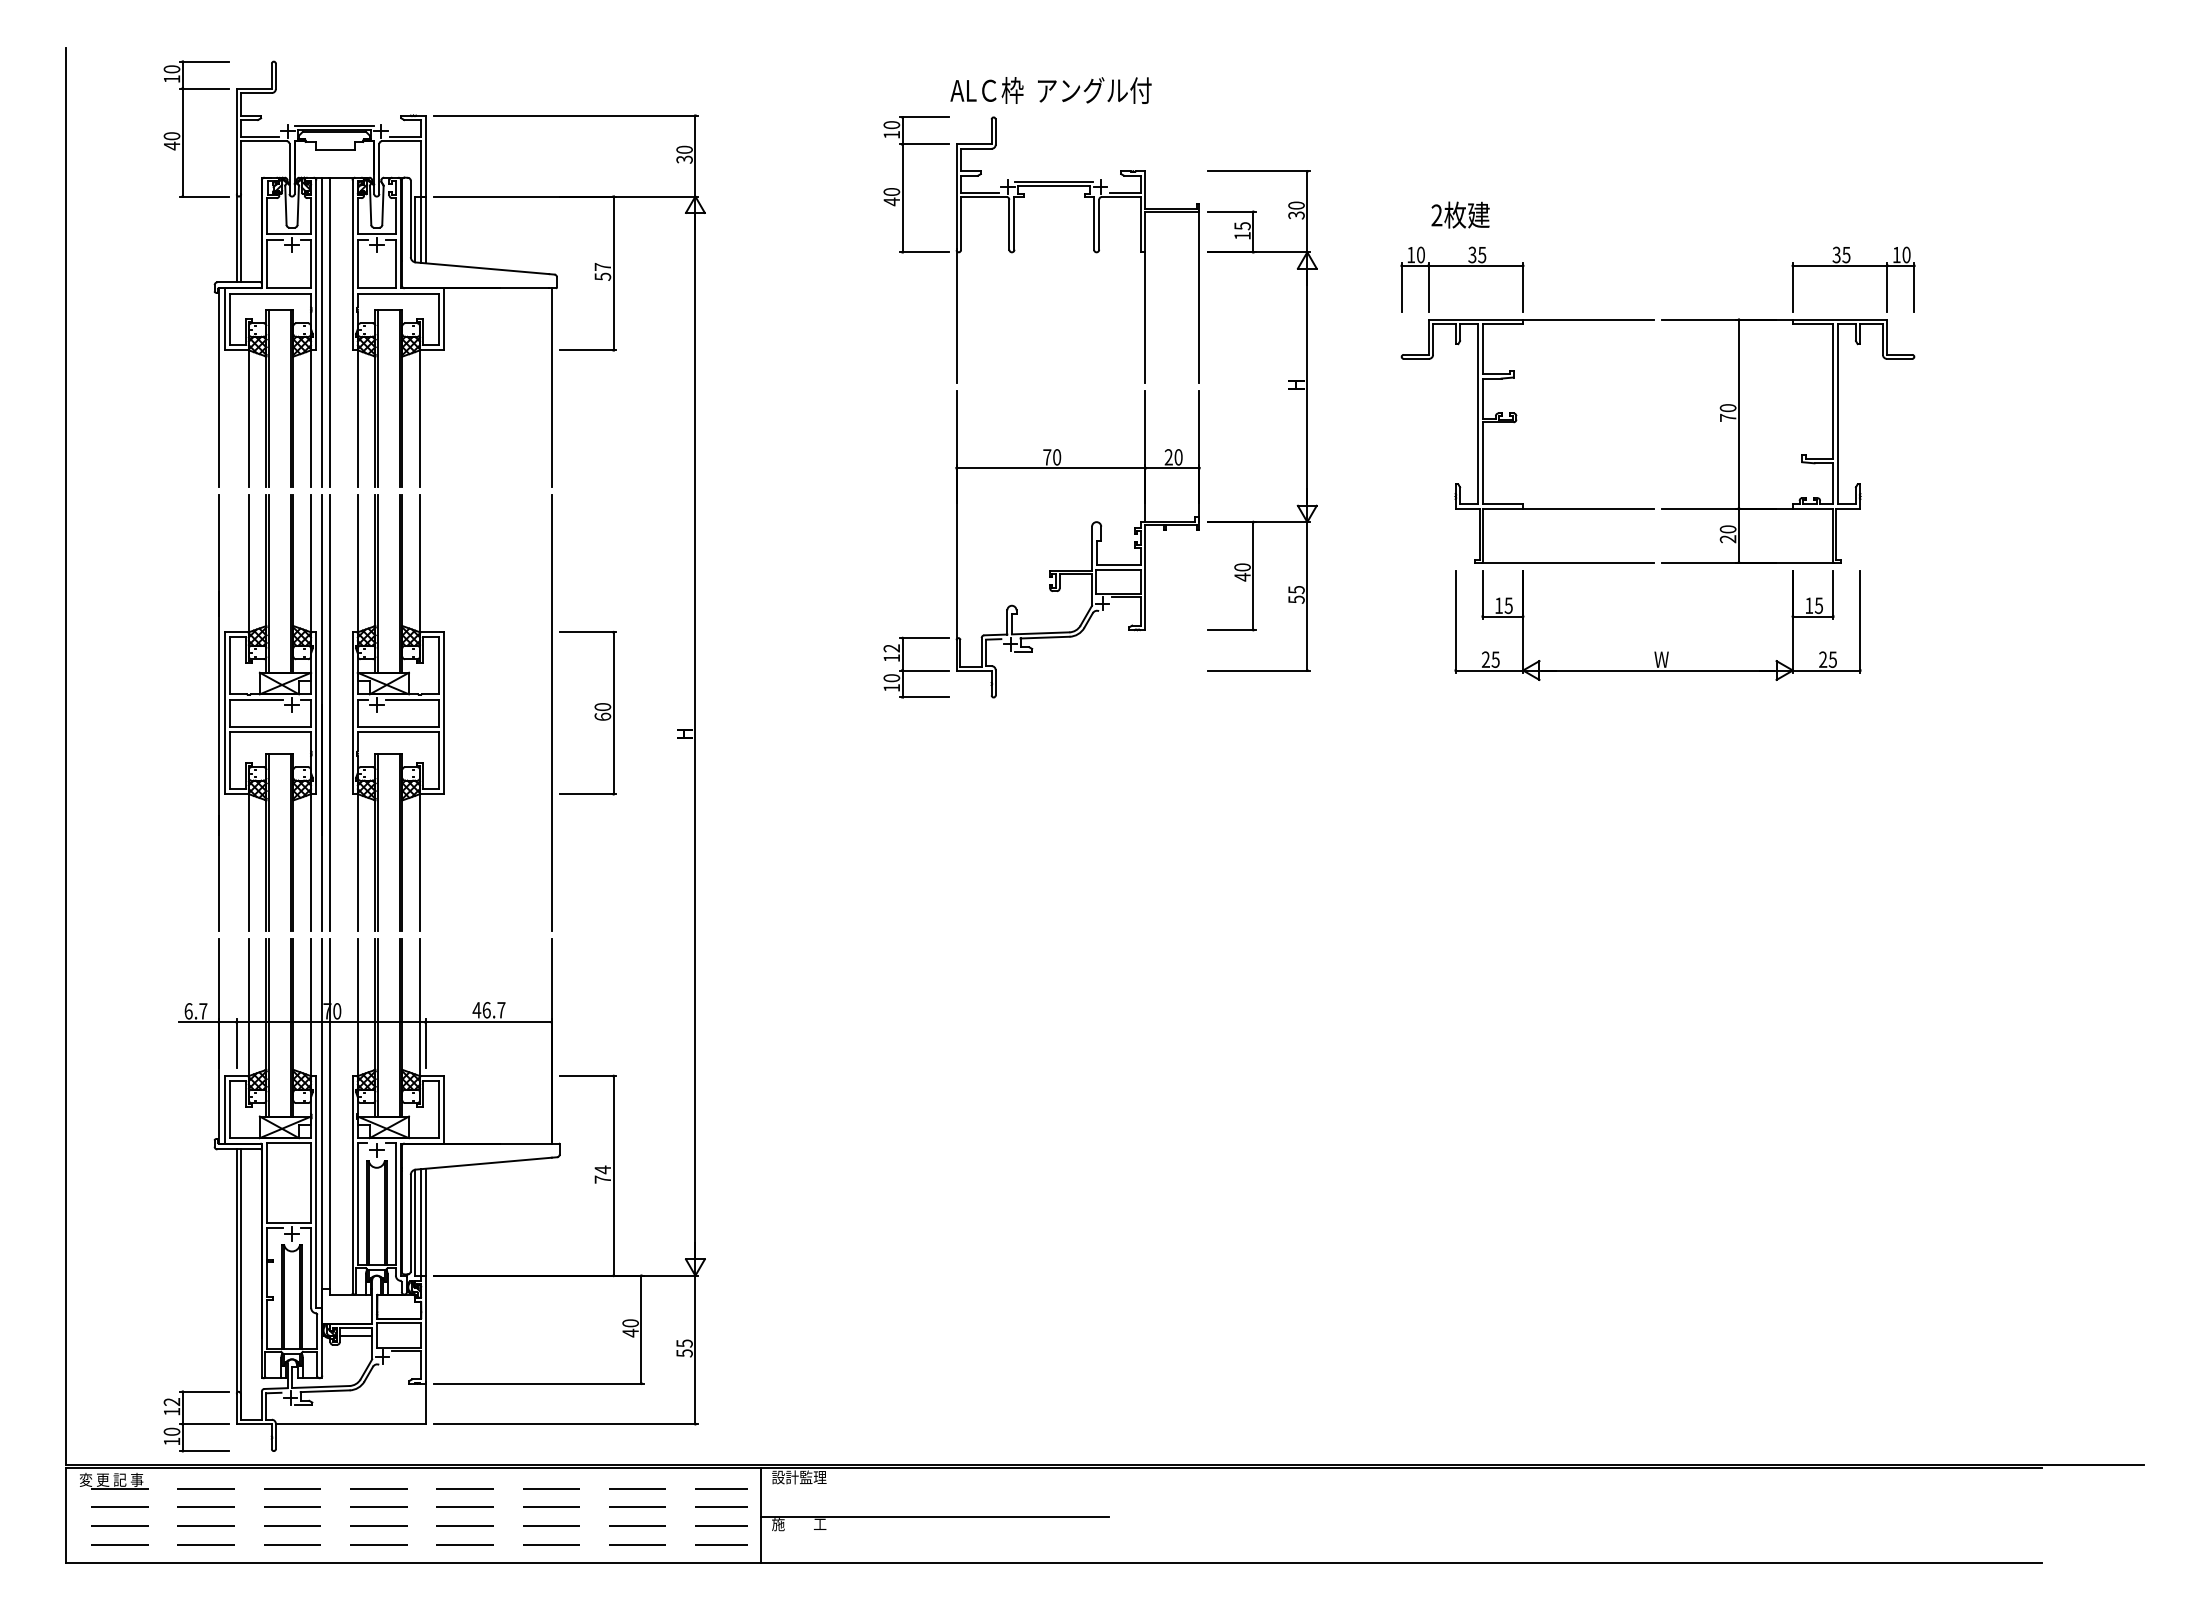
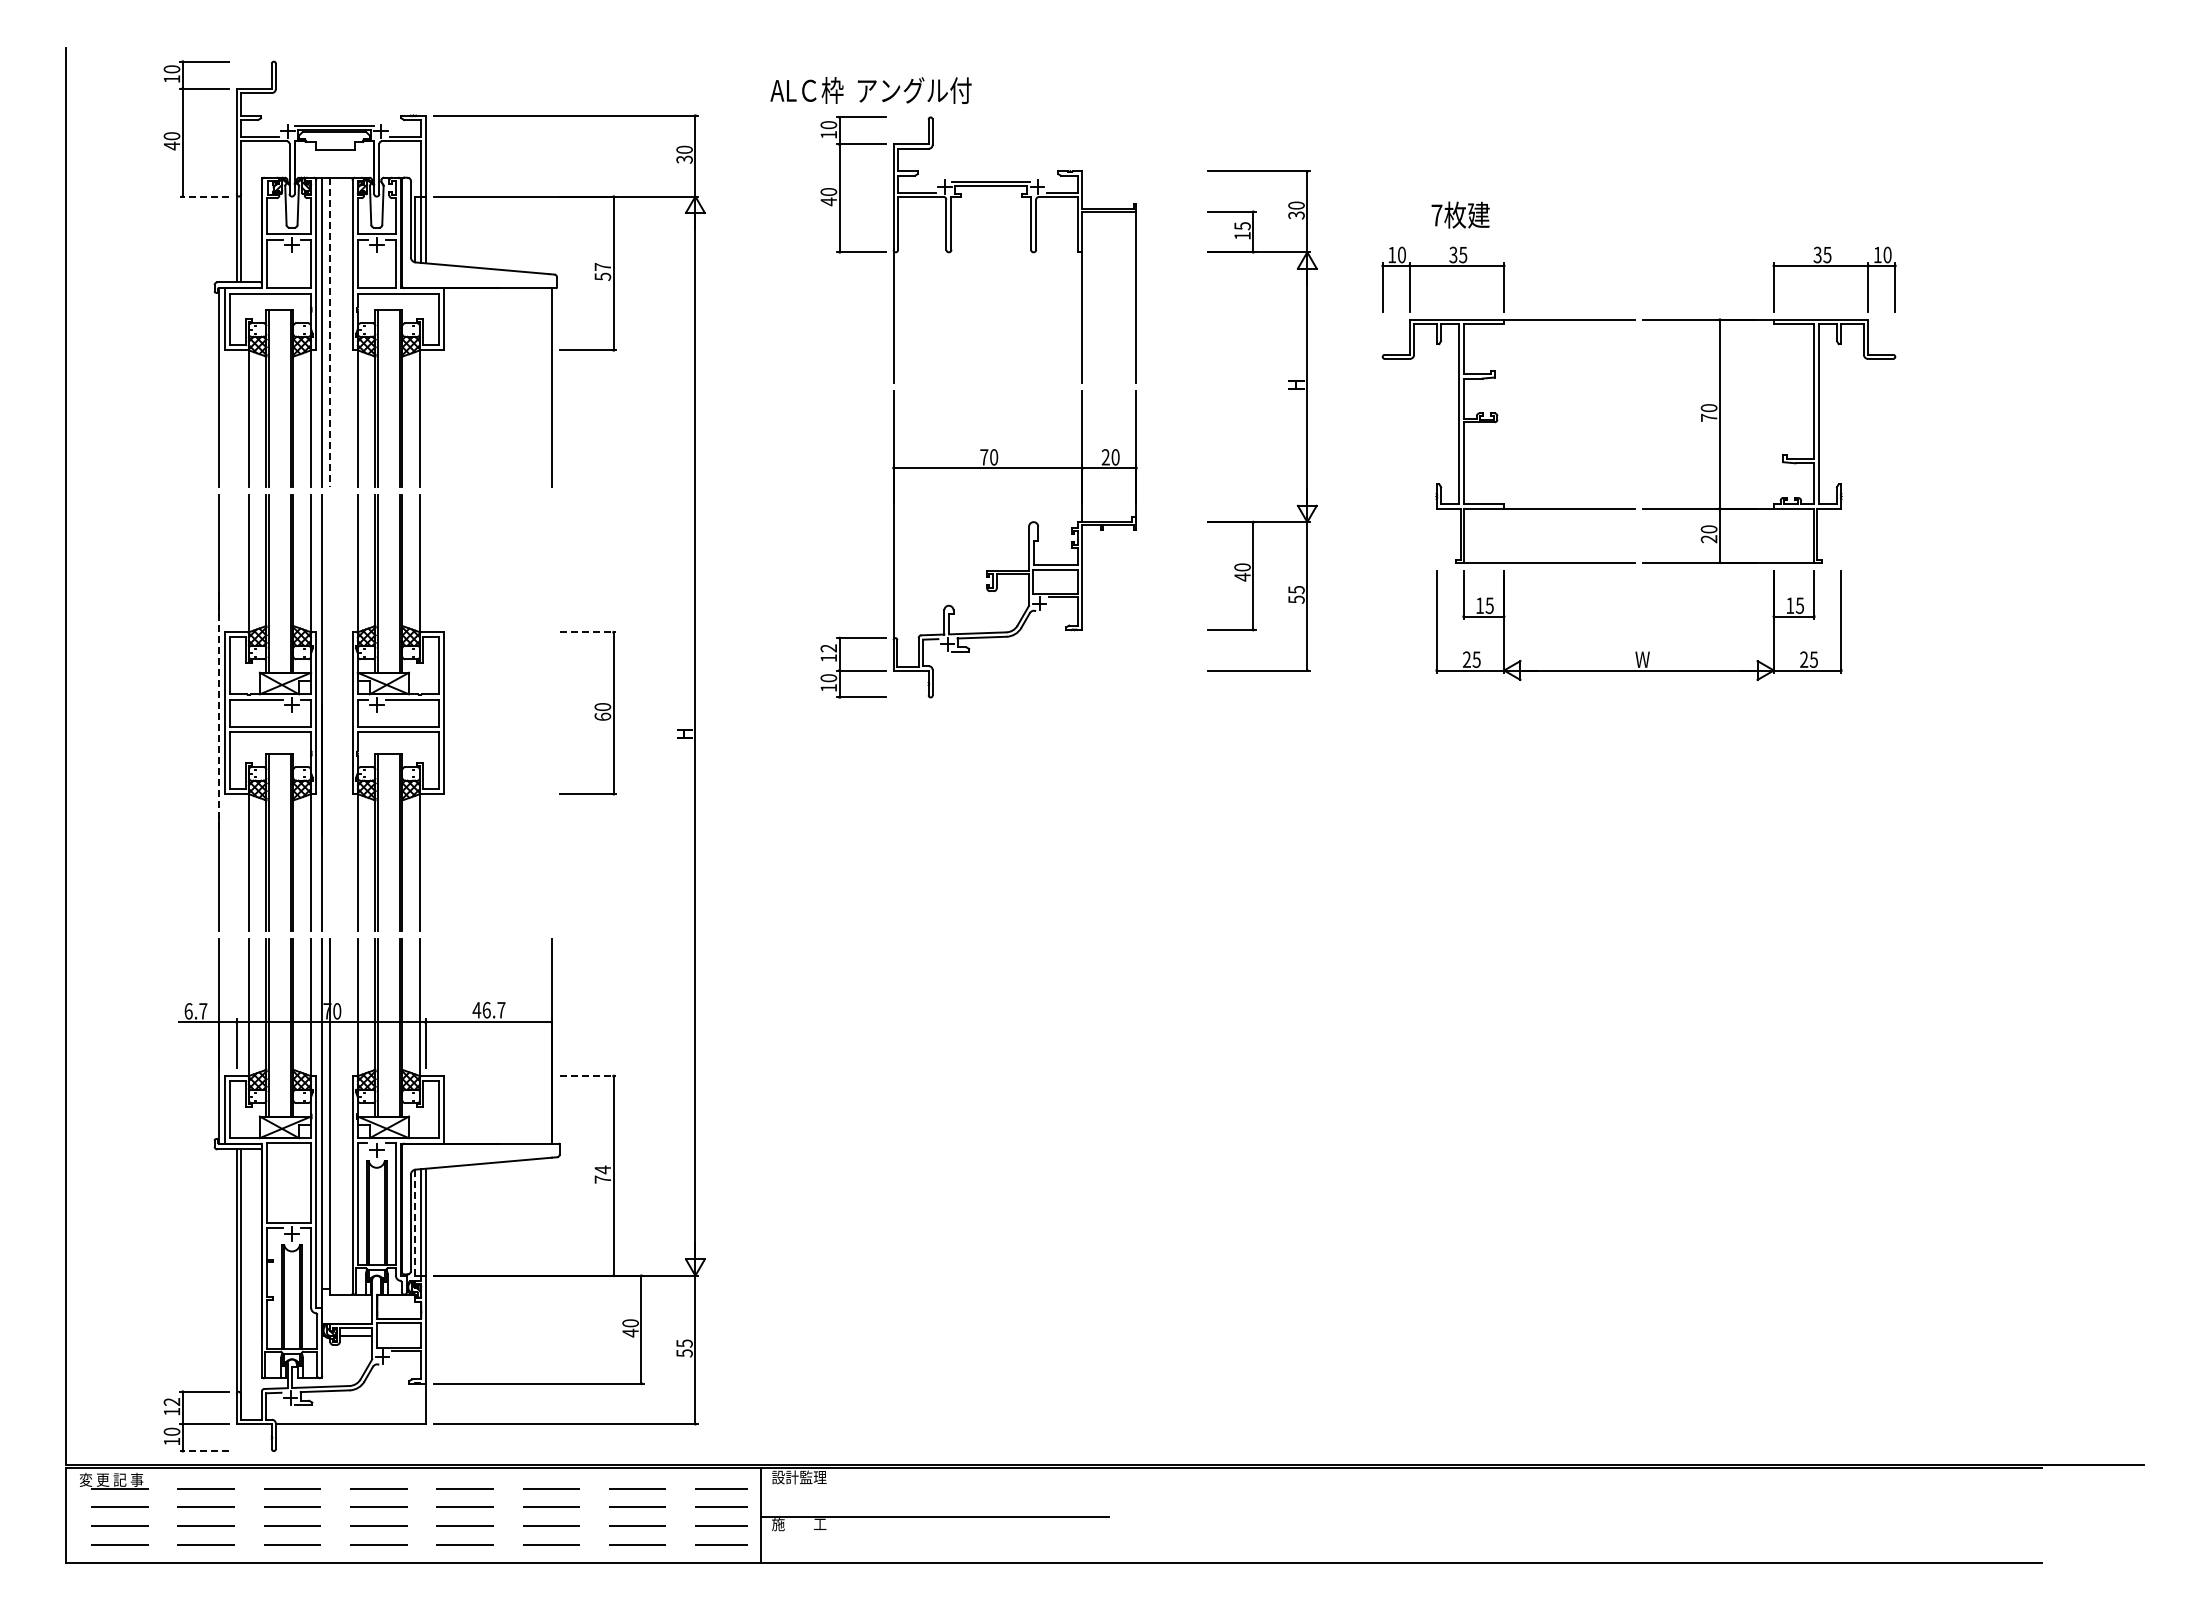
text position: (1050, 90) -> (870, 90) (870, 90)
line: solid -> dashed (203, 196)
text: 2 -> 7 (1436, 215)
line: solid -> dashed (330, 332)
part position: (1043, 449) -> (980, 449) (980, 449)
part position: (1654, 508) -> (1635, 508) (1635, 508)
line: solid -> dashed (588, 632)
line: solid -> dashed (218, 713)
line: present -> none (330, 713)
line: present -> none (551, 713)
line: solid -> dashed (588, 1076)
line: solid -> dashed (415, 1223)
line: solid -> dashed (203, 1451)
